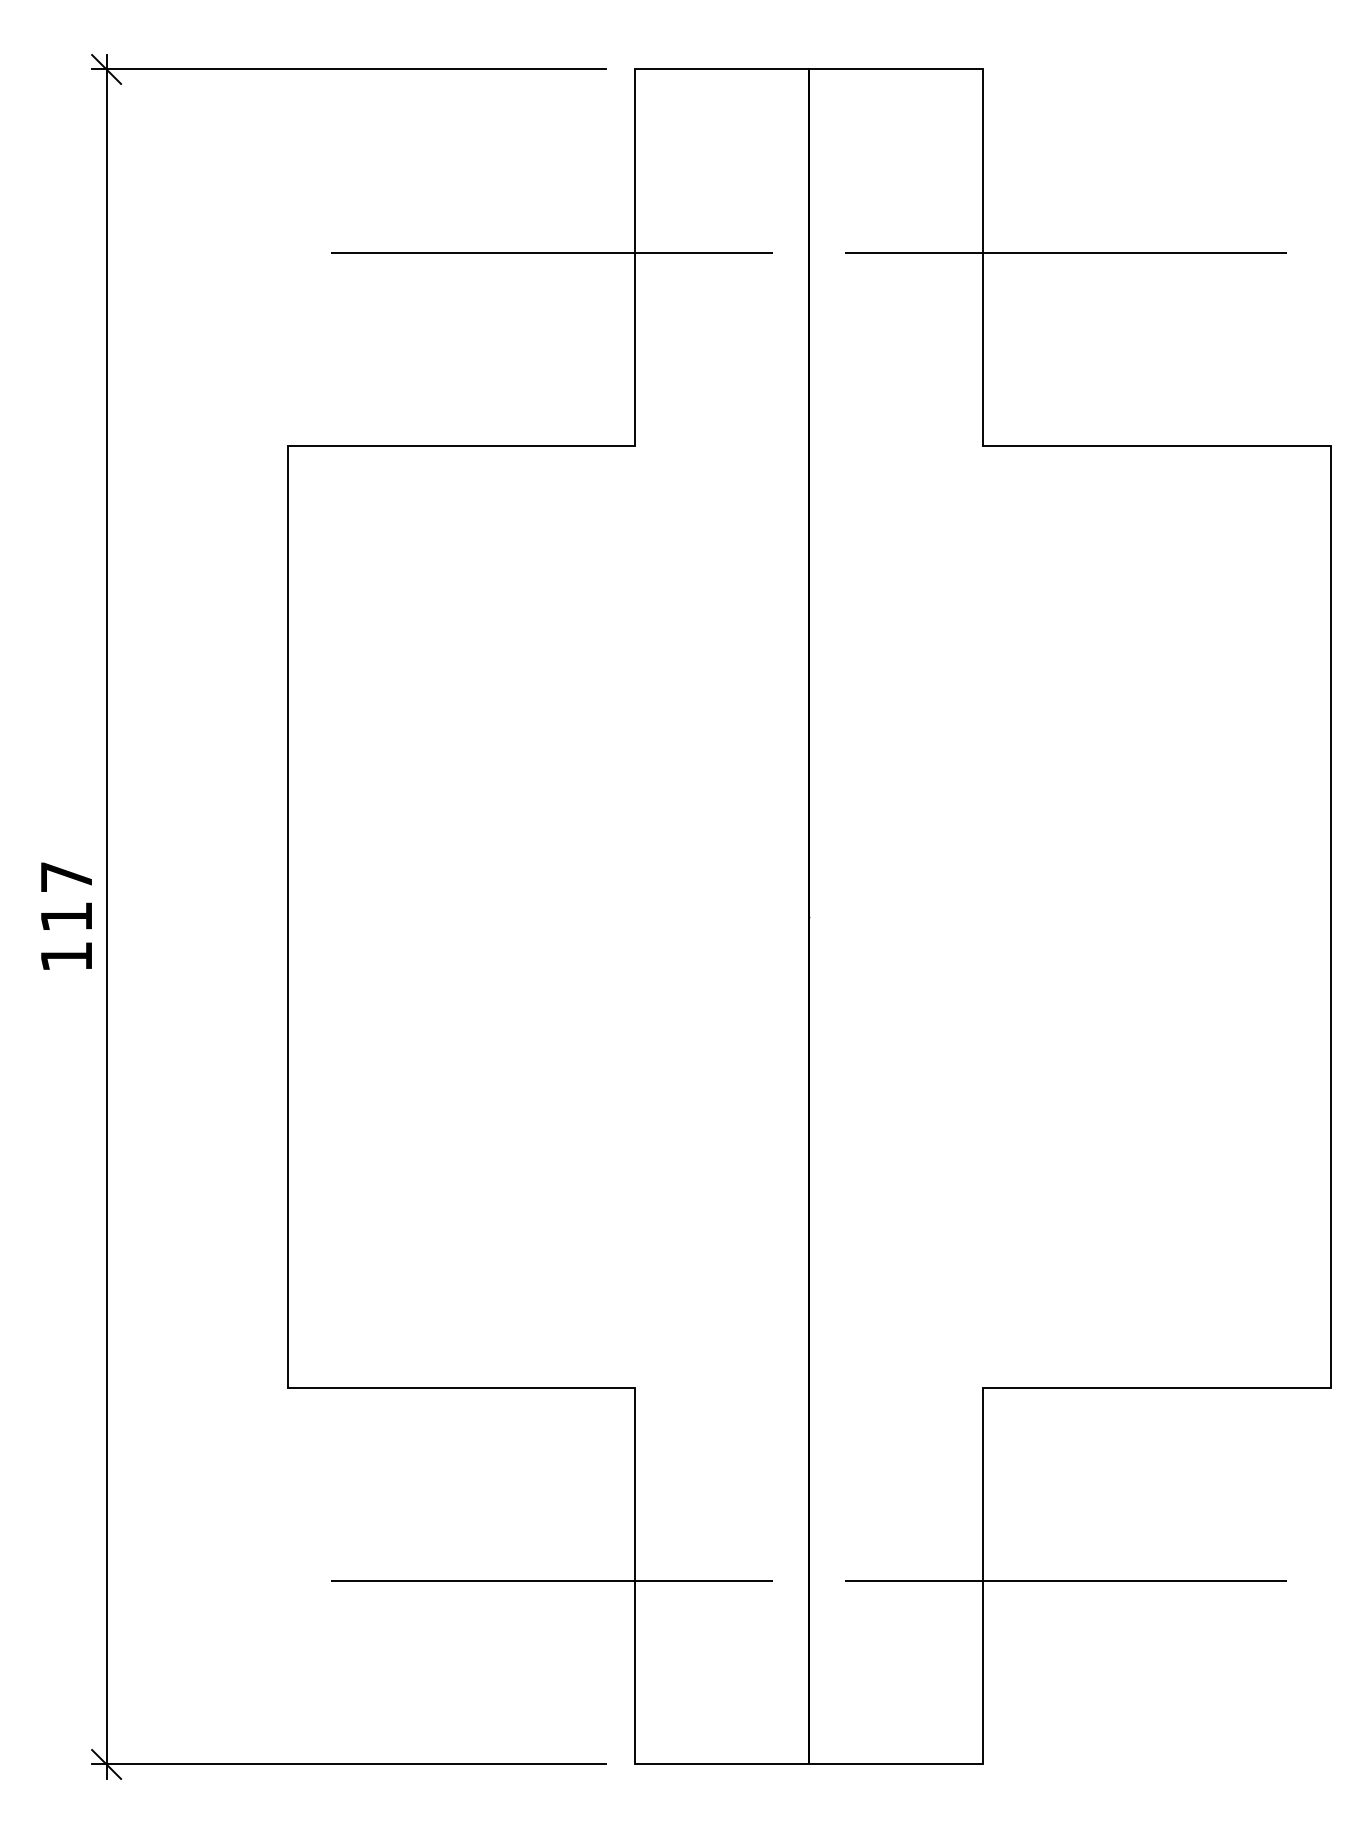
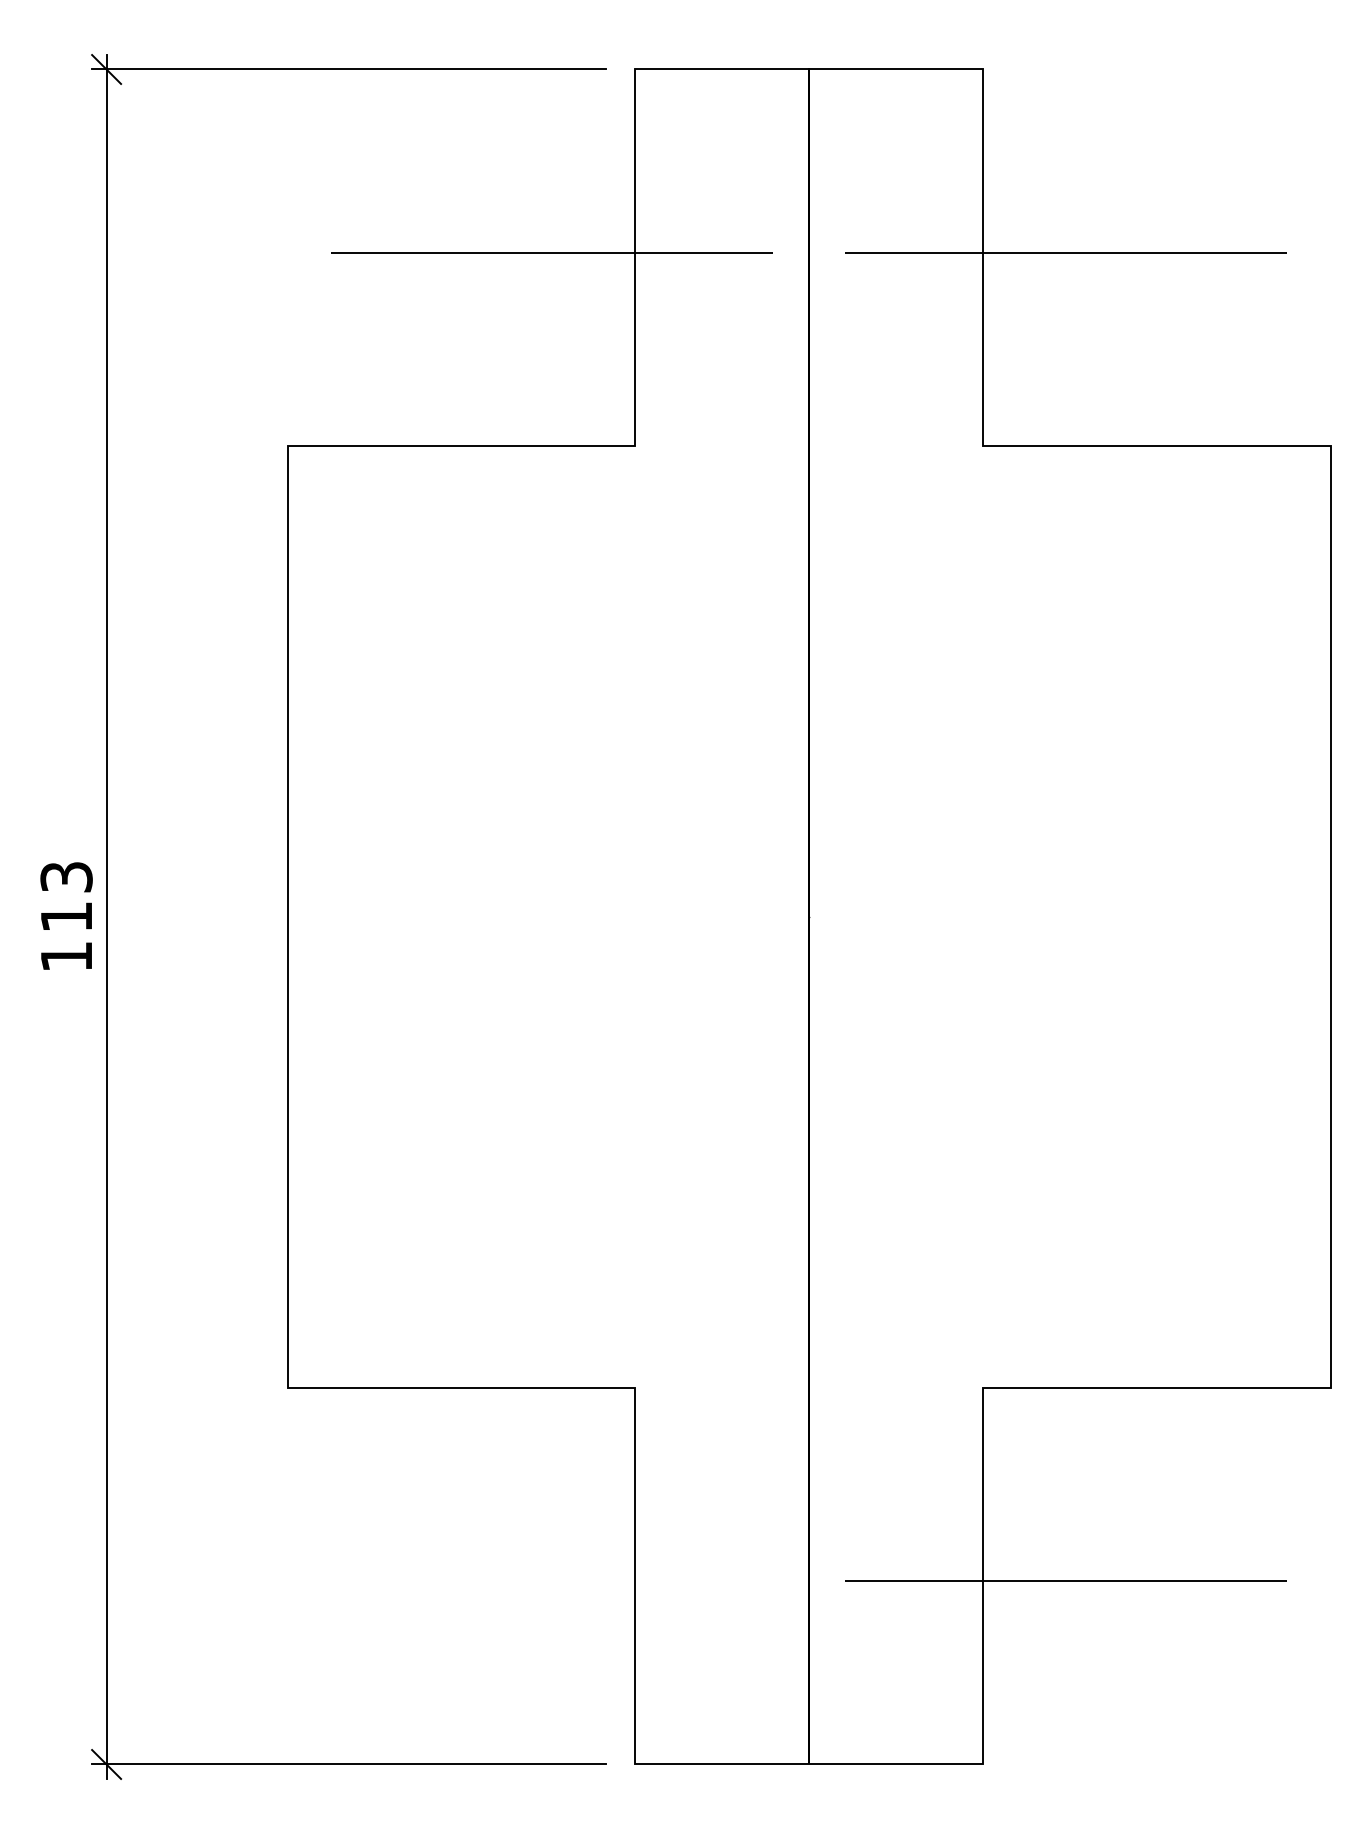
text: 117 -> 113 (66, 877)
line: present -> none (551, 1580)
